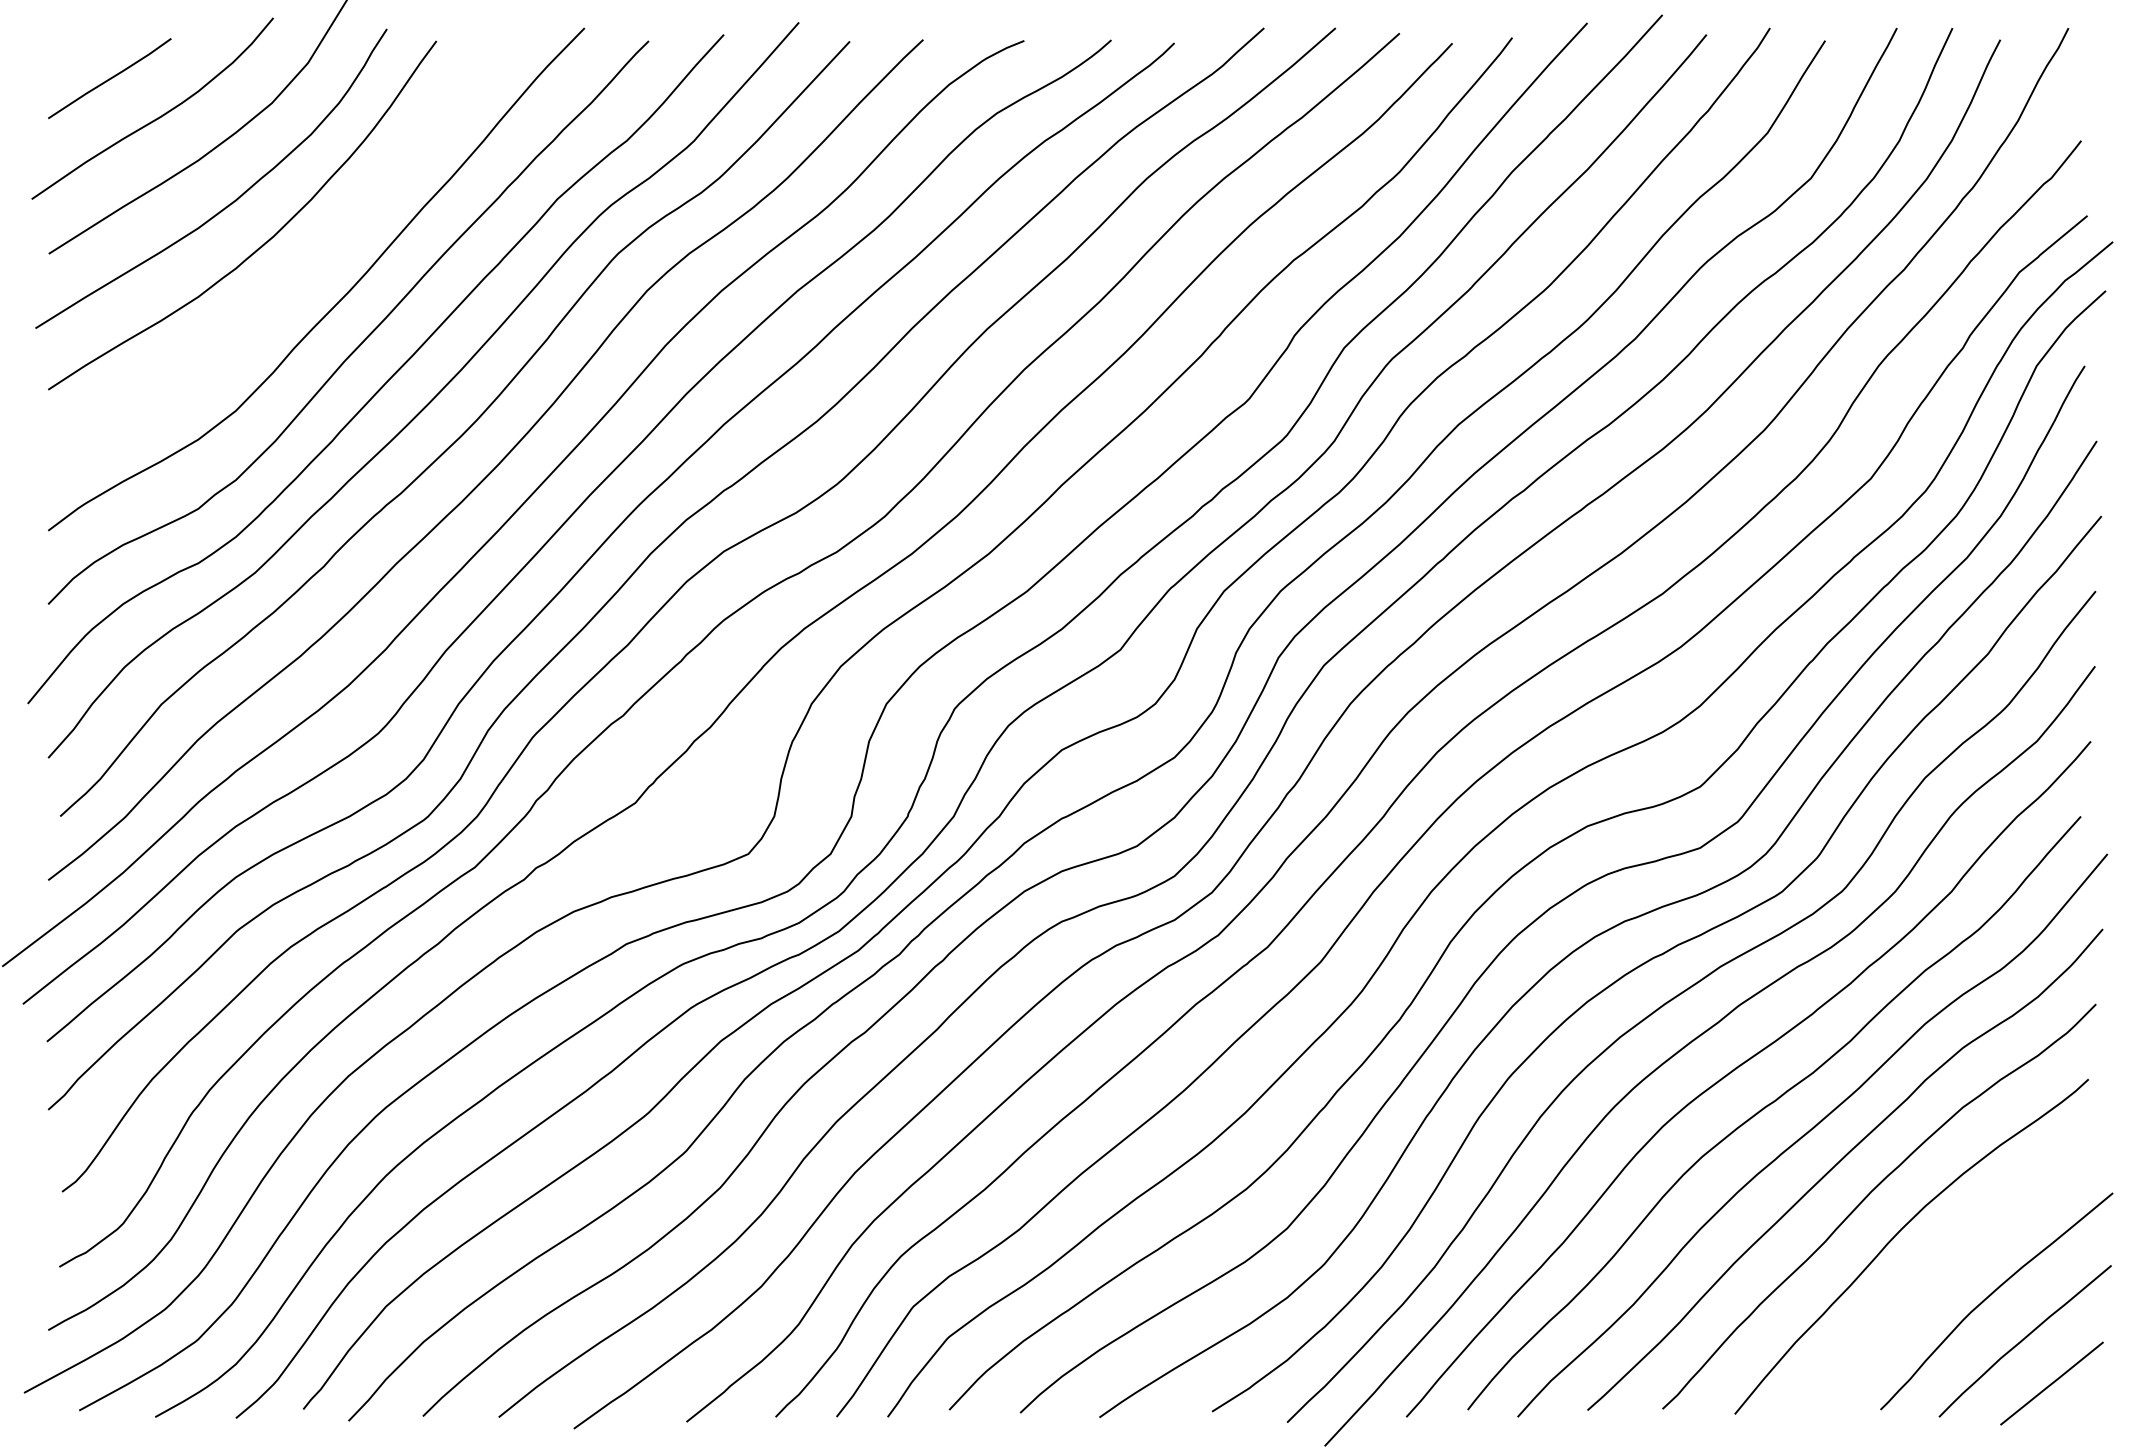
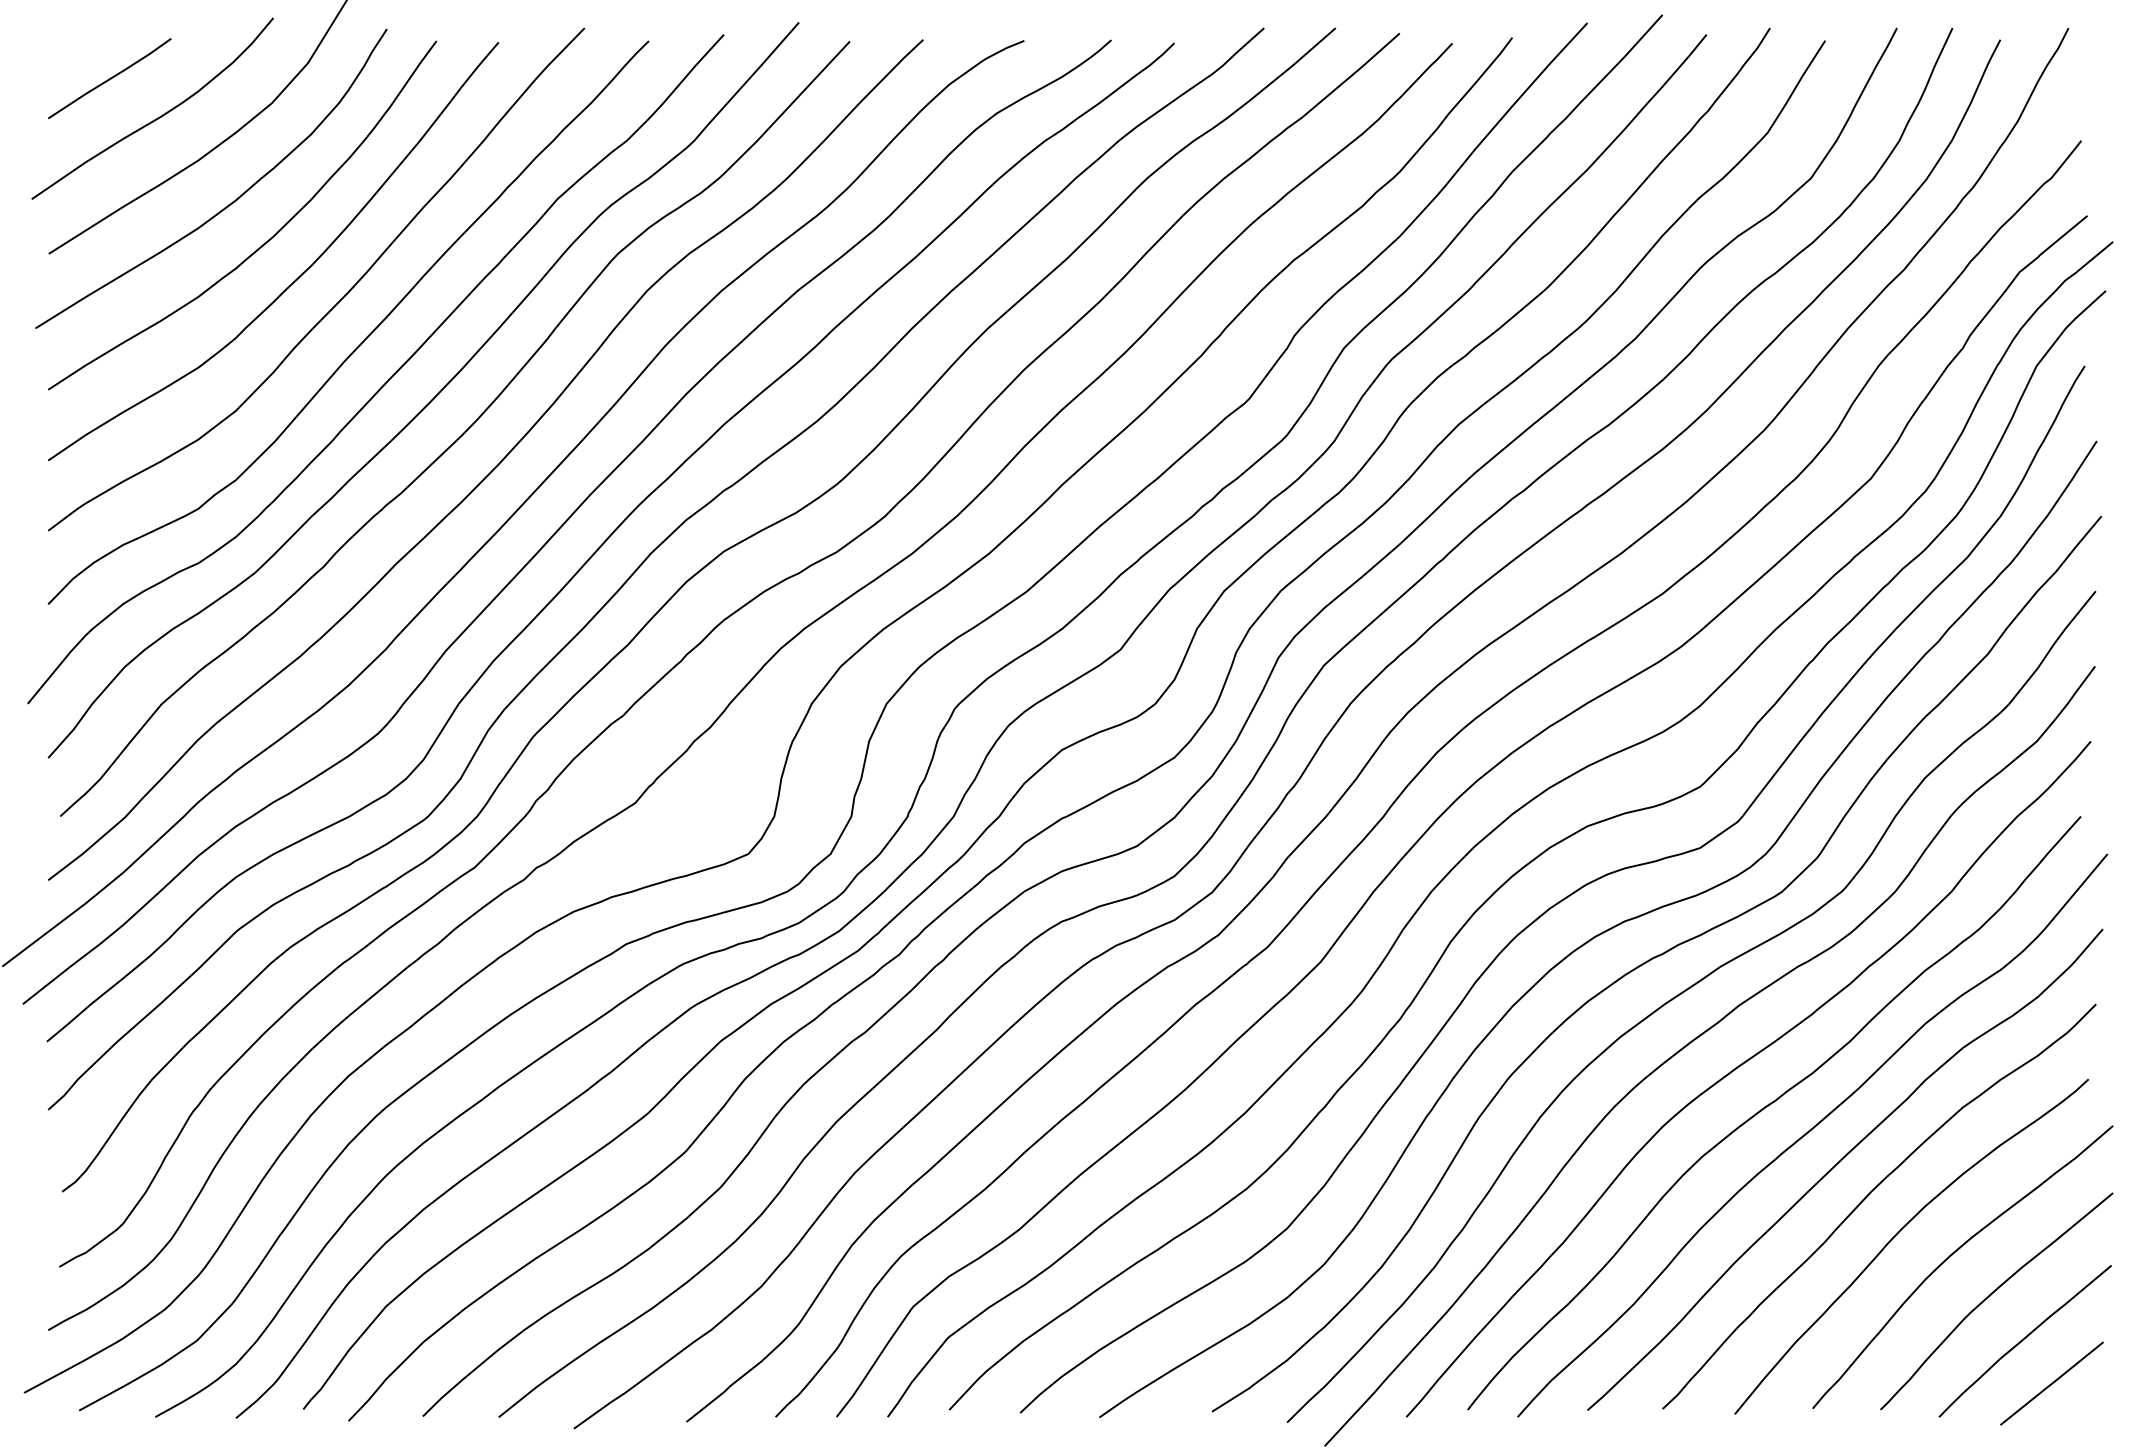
curve: none -> present (298, 276)
curve: none -> present (1951, 1256)
